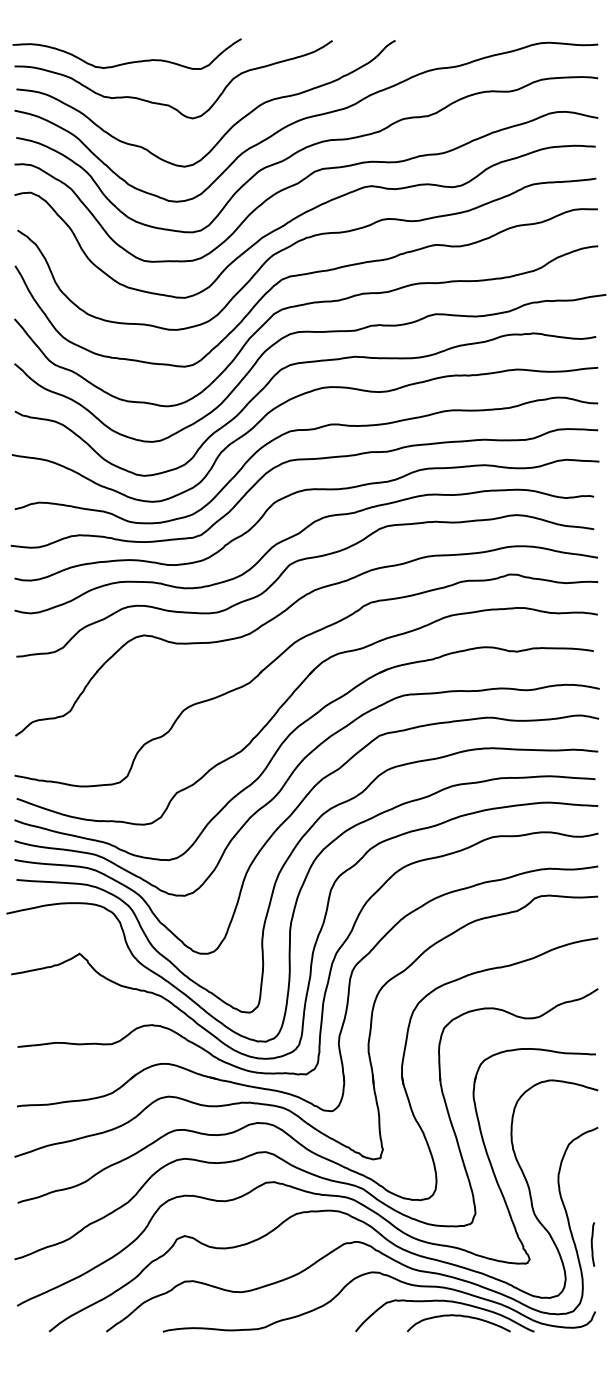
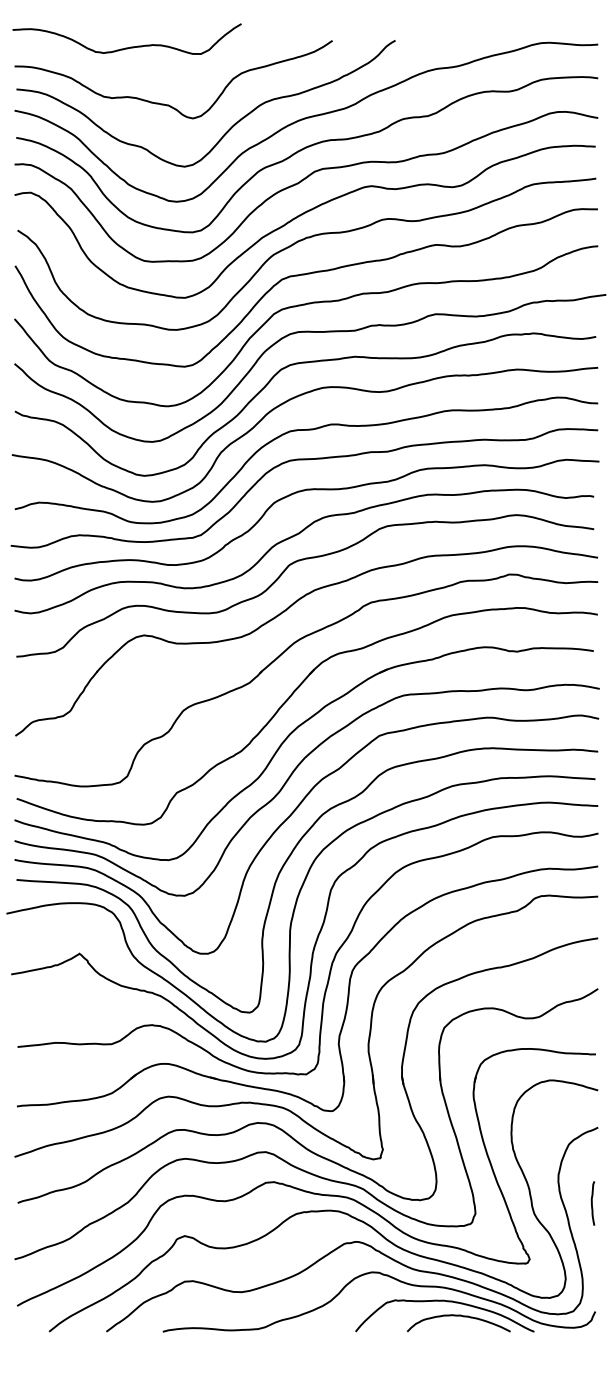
curve position: (130, 61) -> (130, 46) (130, 46)
curve position: (592, 1244) -> (592, 1203) (592, 1203)
